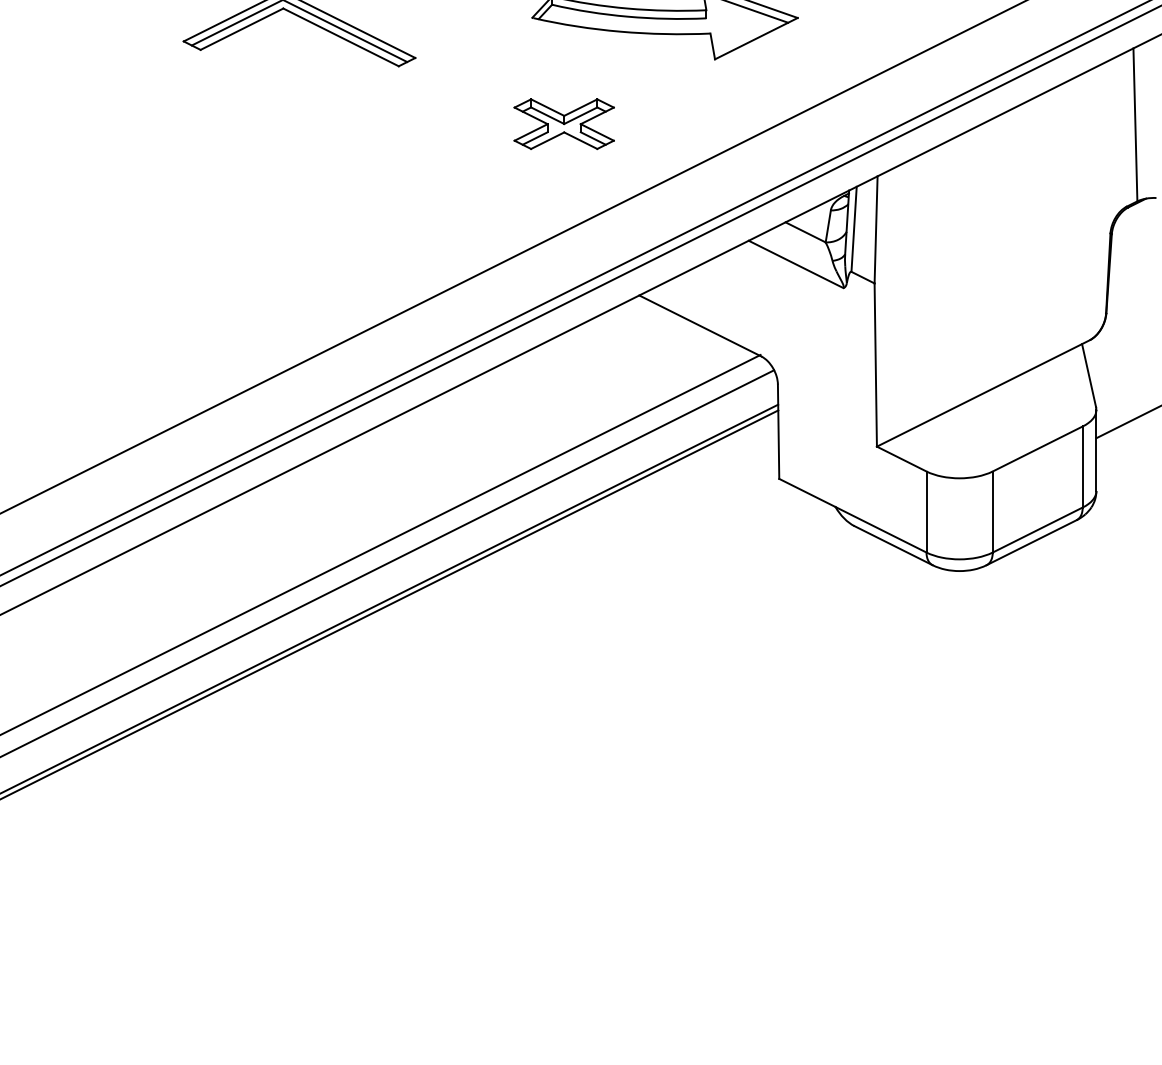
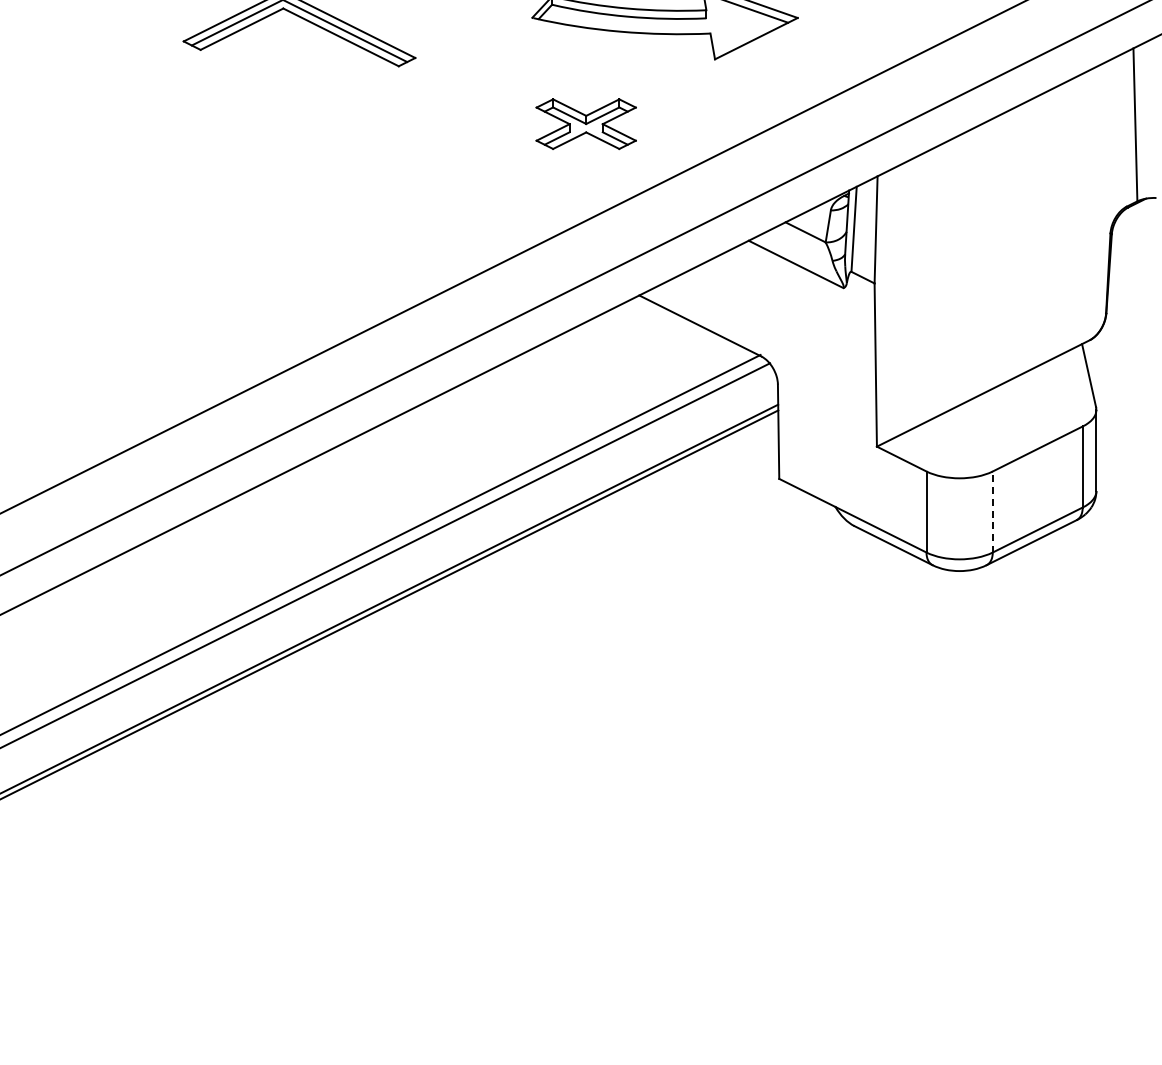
part position: (563, 124) -> (585, 124) (585, 124)
line: present -> none (580, 296)
line: present -> none (1127, 422)
line: solid -> dashed (992, 512)
line position: (388, 563) -> (386, 555) (386, 555)
